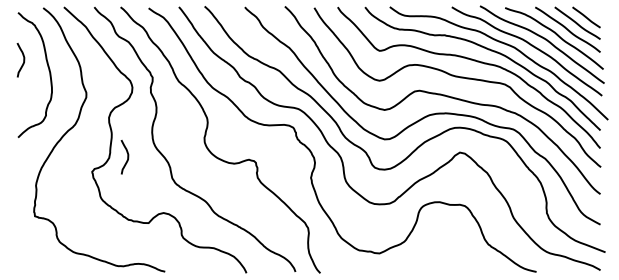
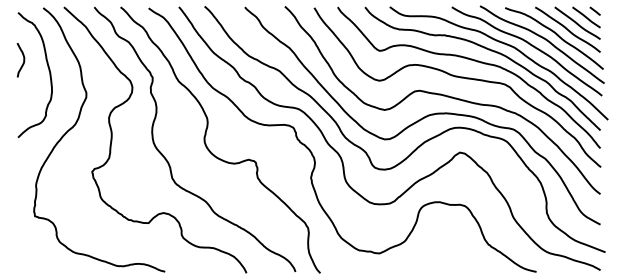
line: none -> present (594, 10)
curve: present -> none (127, 157)
